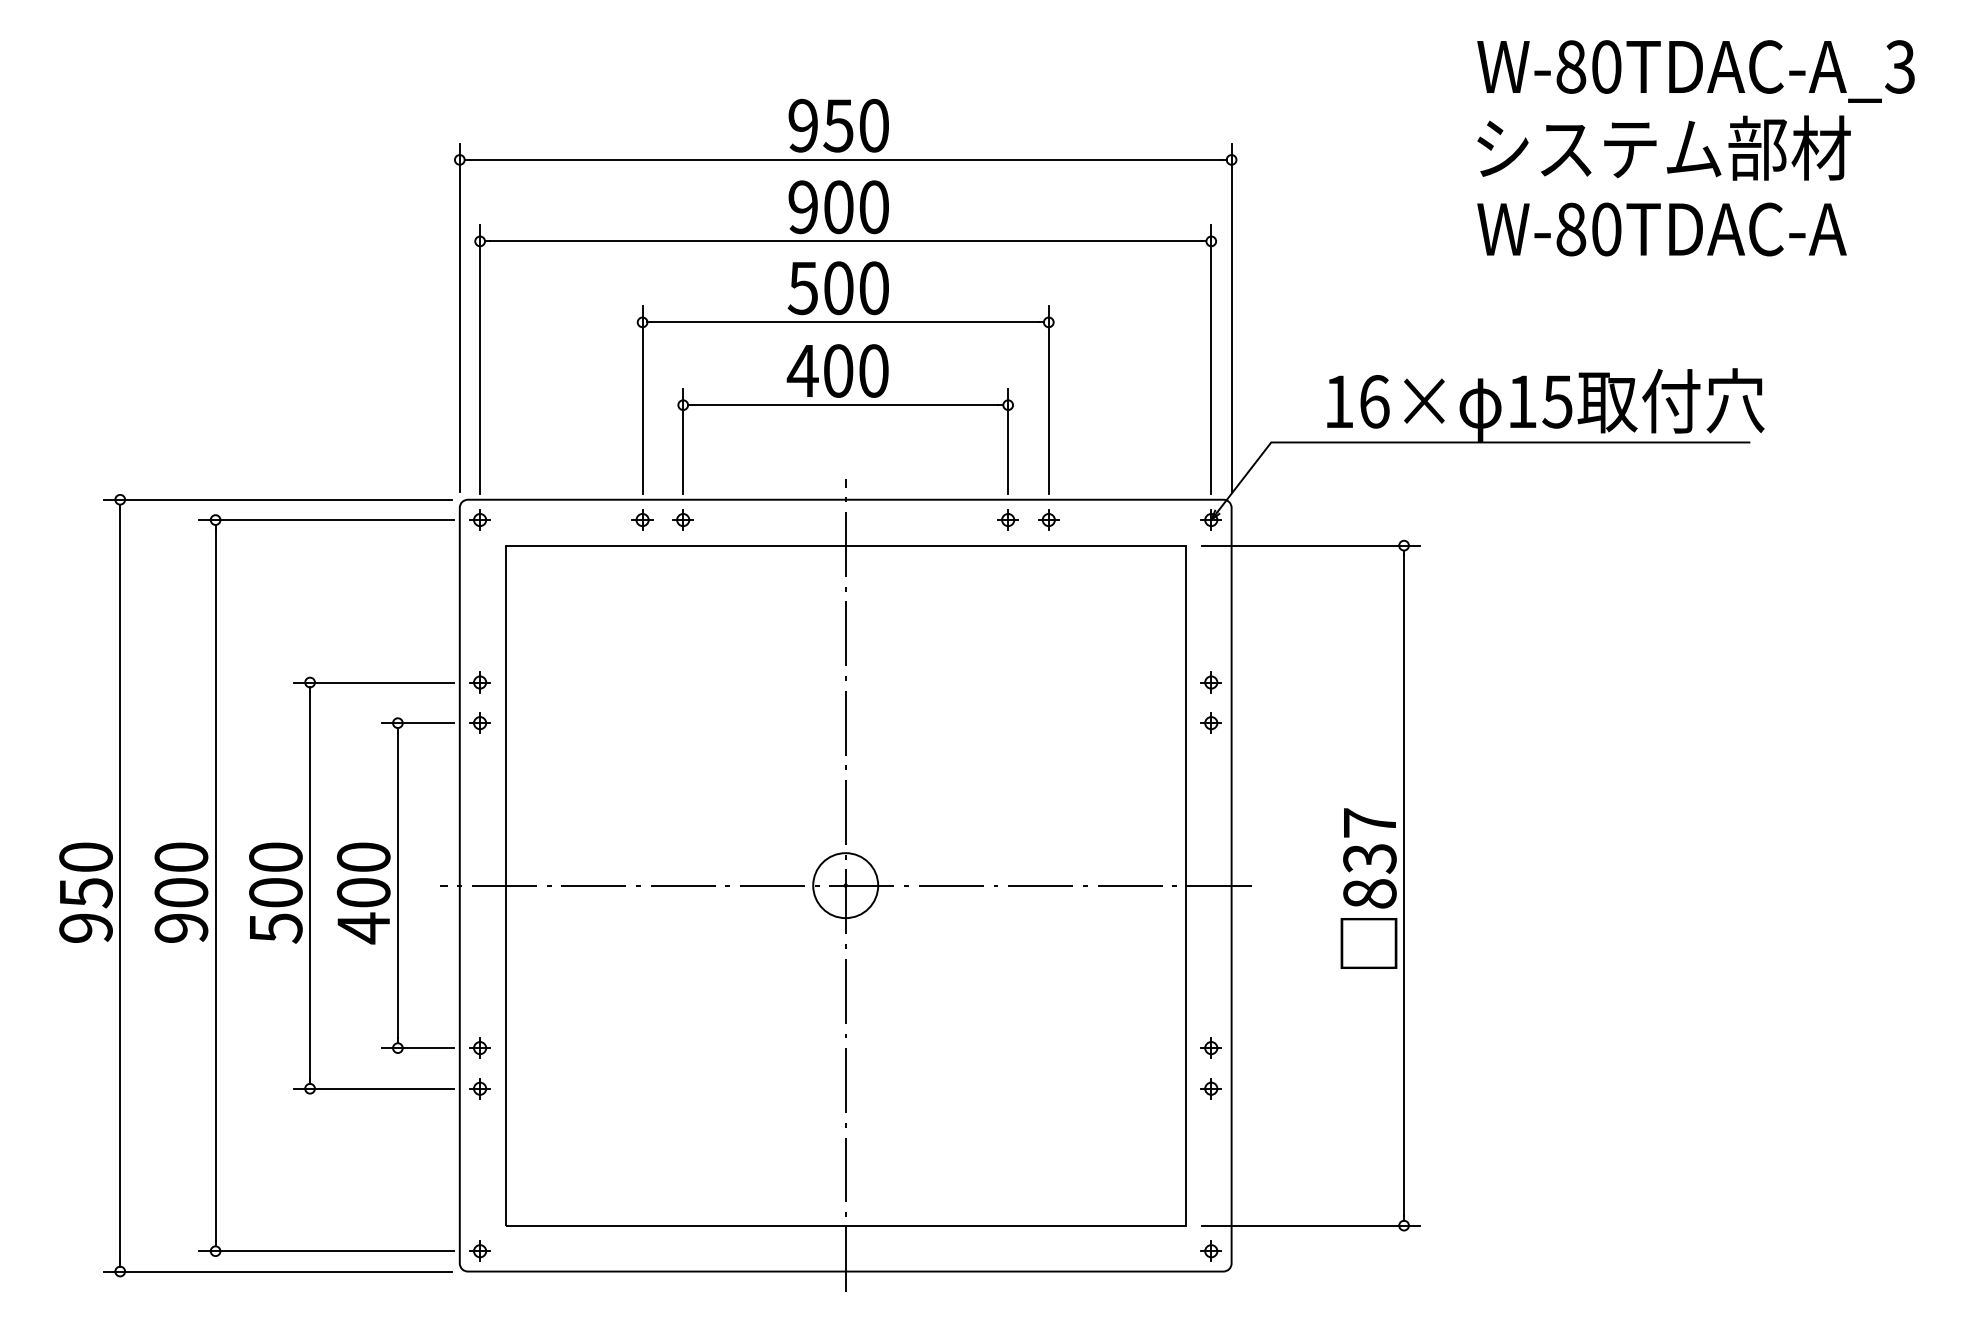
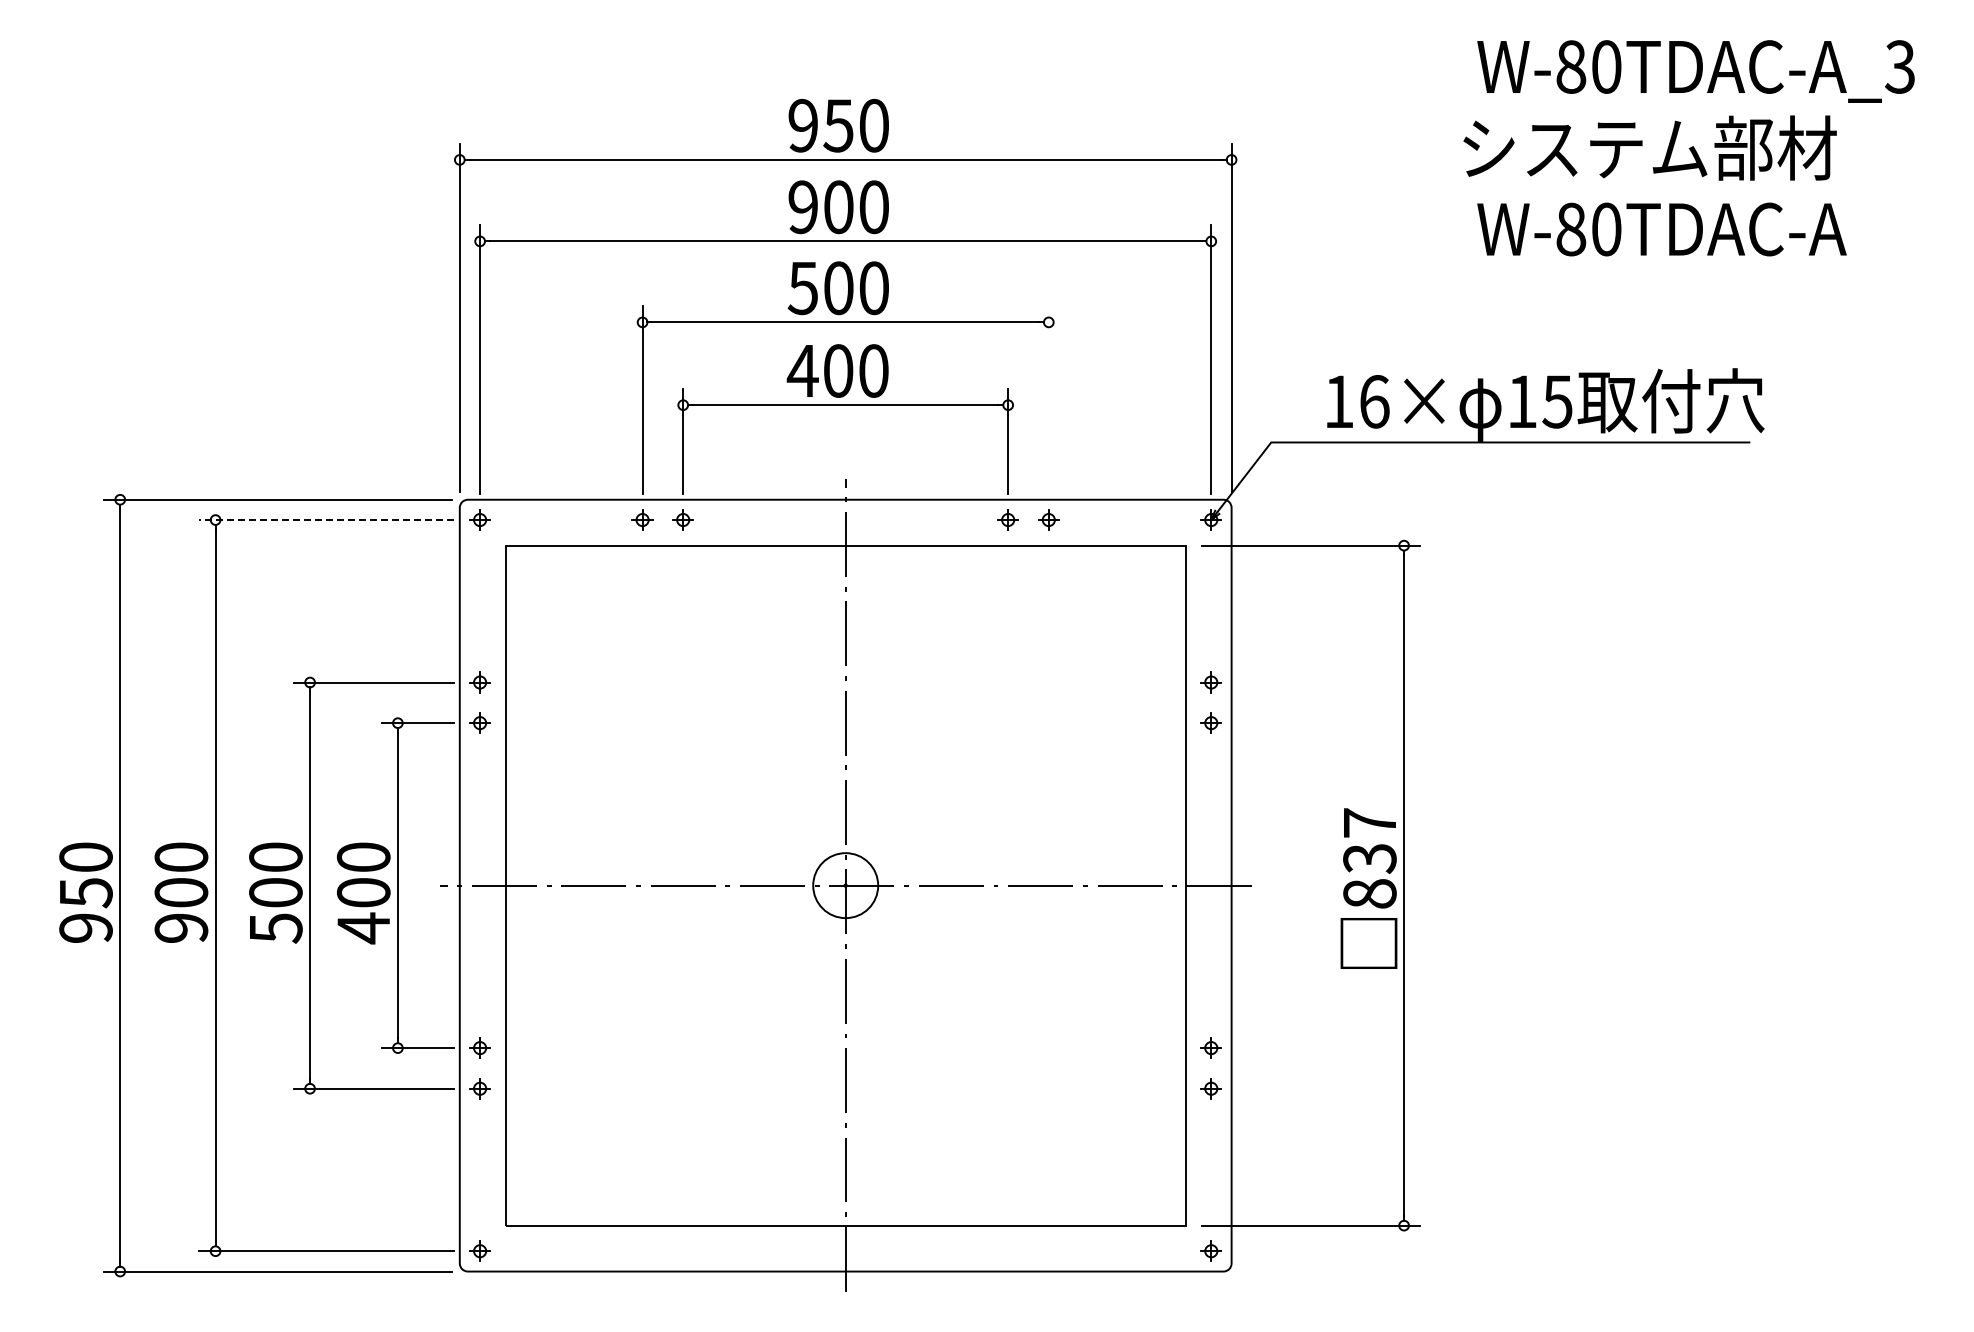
text position: (1663, 147) -> (1649, 147) (1649, 147)
line: present -> none (1048, 399)
line: solid -> dashed (326, 520)
